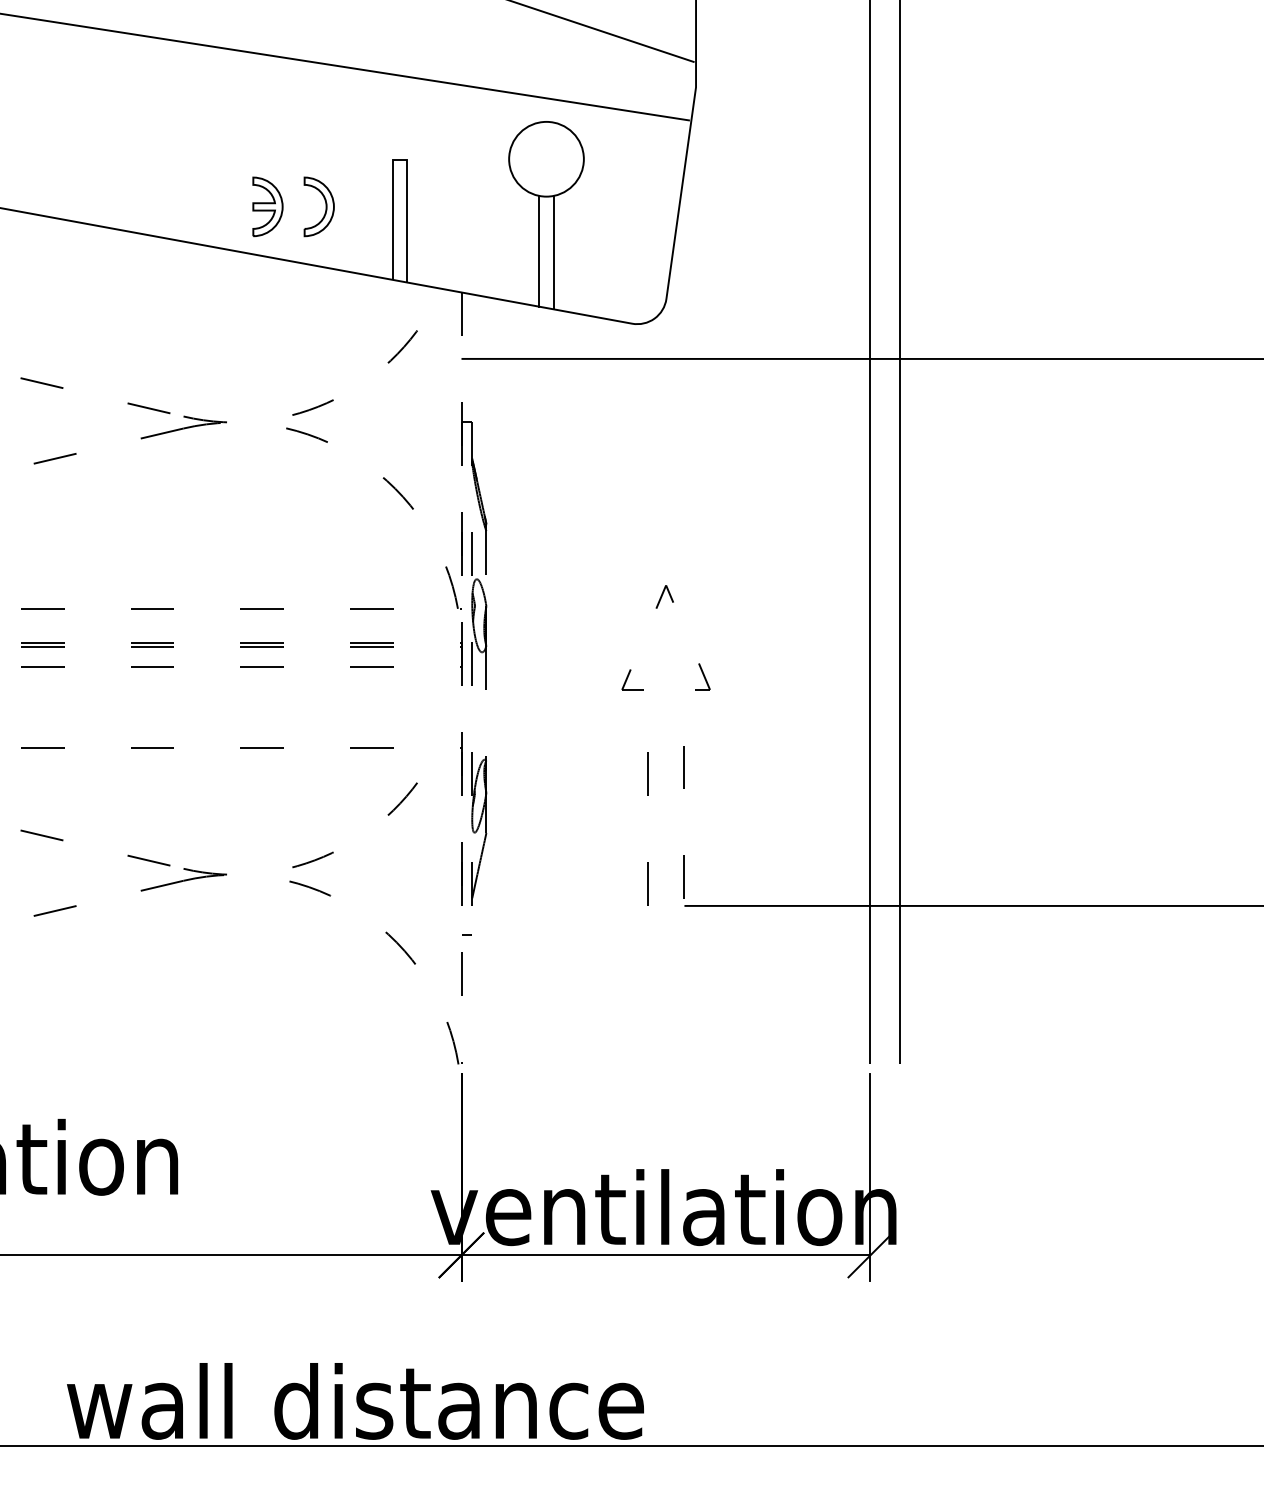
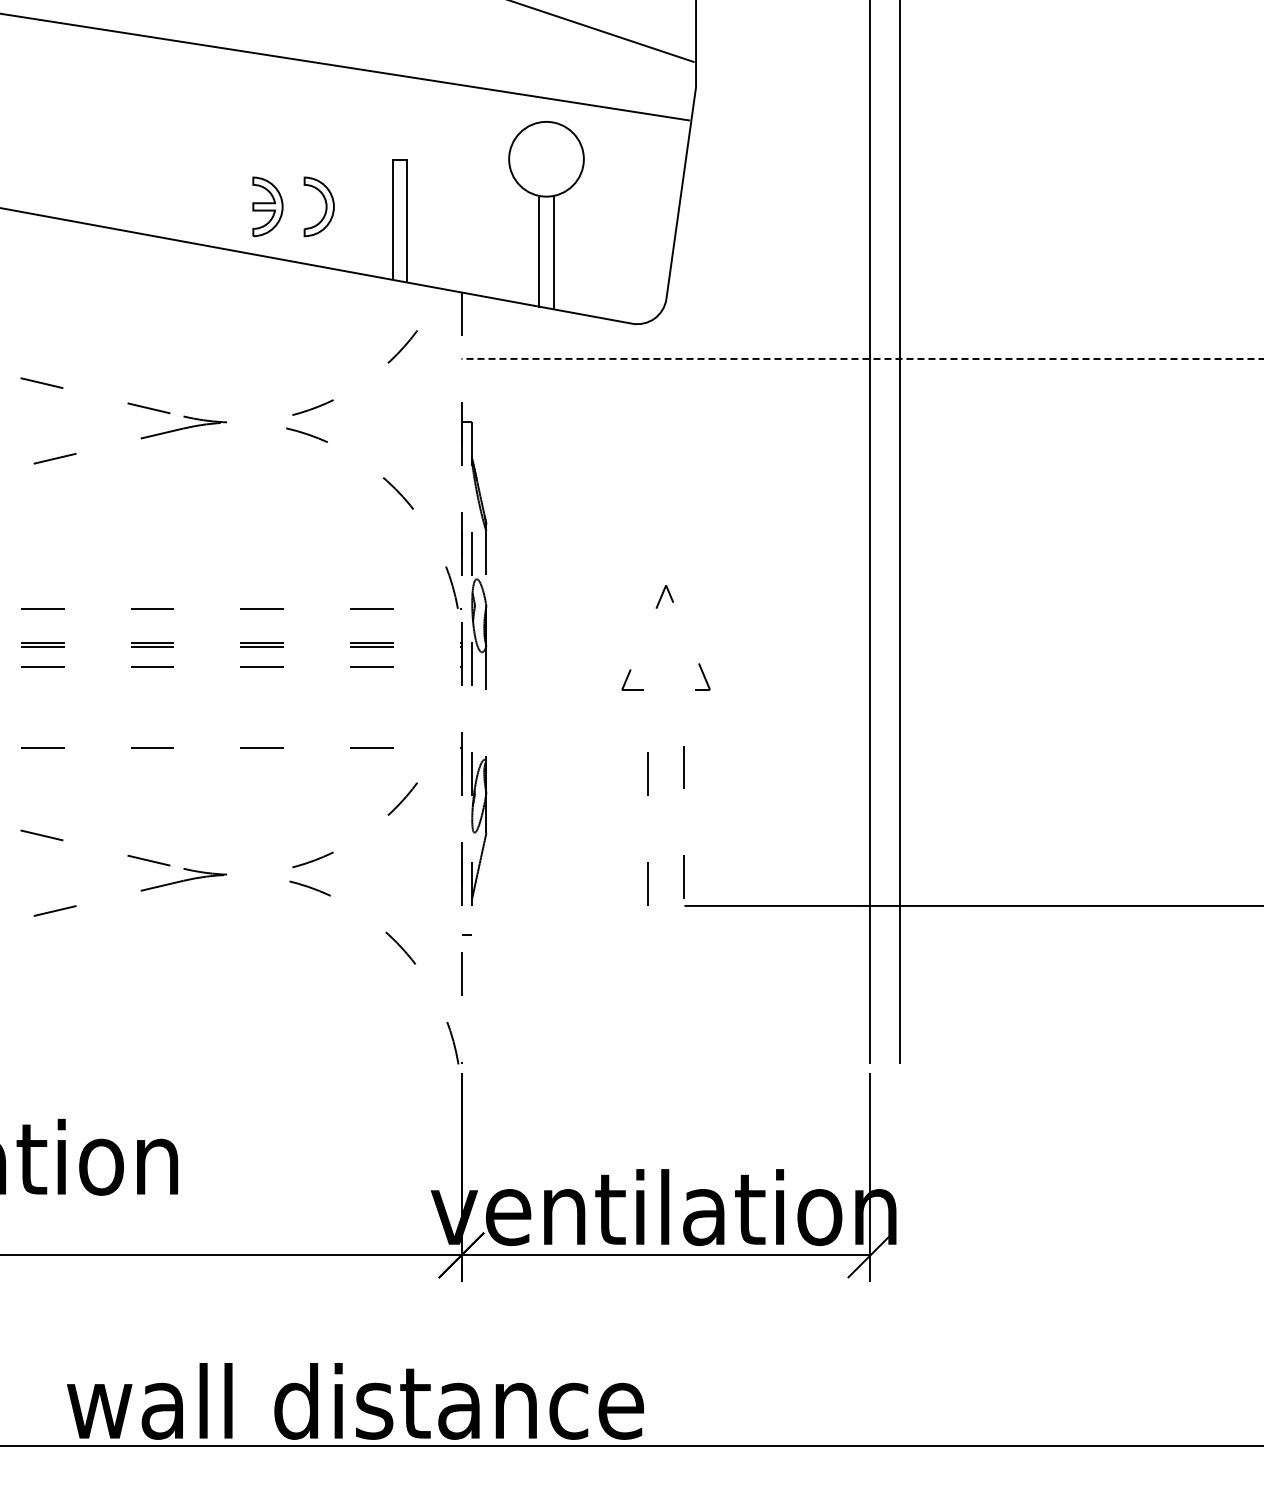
line: solid -> dashed (862, 358)
